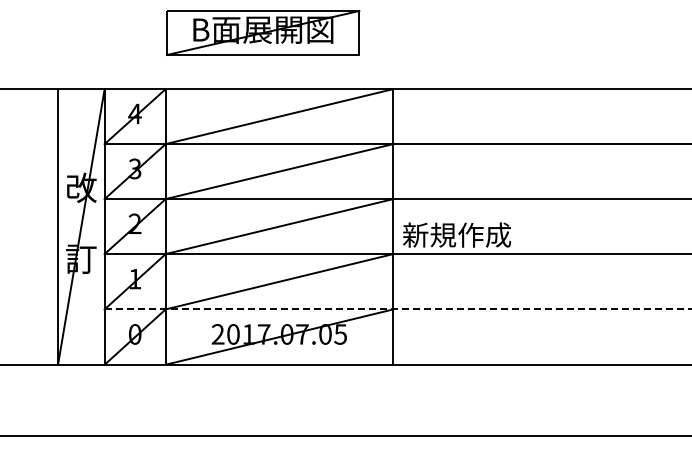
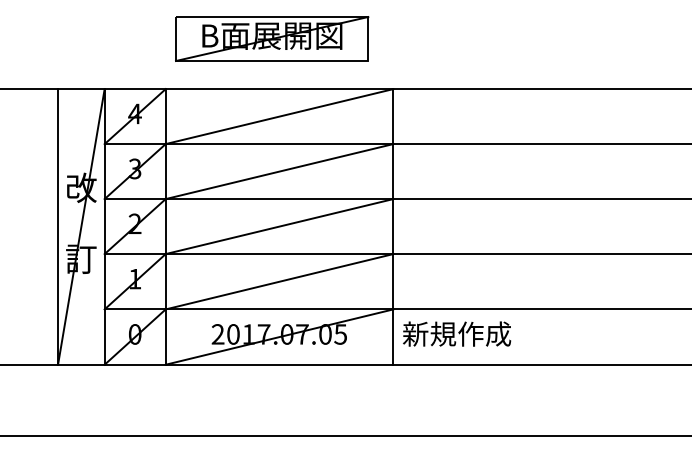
part position: (263, 32) -> (272, 38) (272, 38)
text position: (457, 234) -> (457, 333) (457, 333)
line: dashed -> solid (398, 309)
